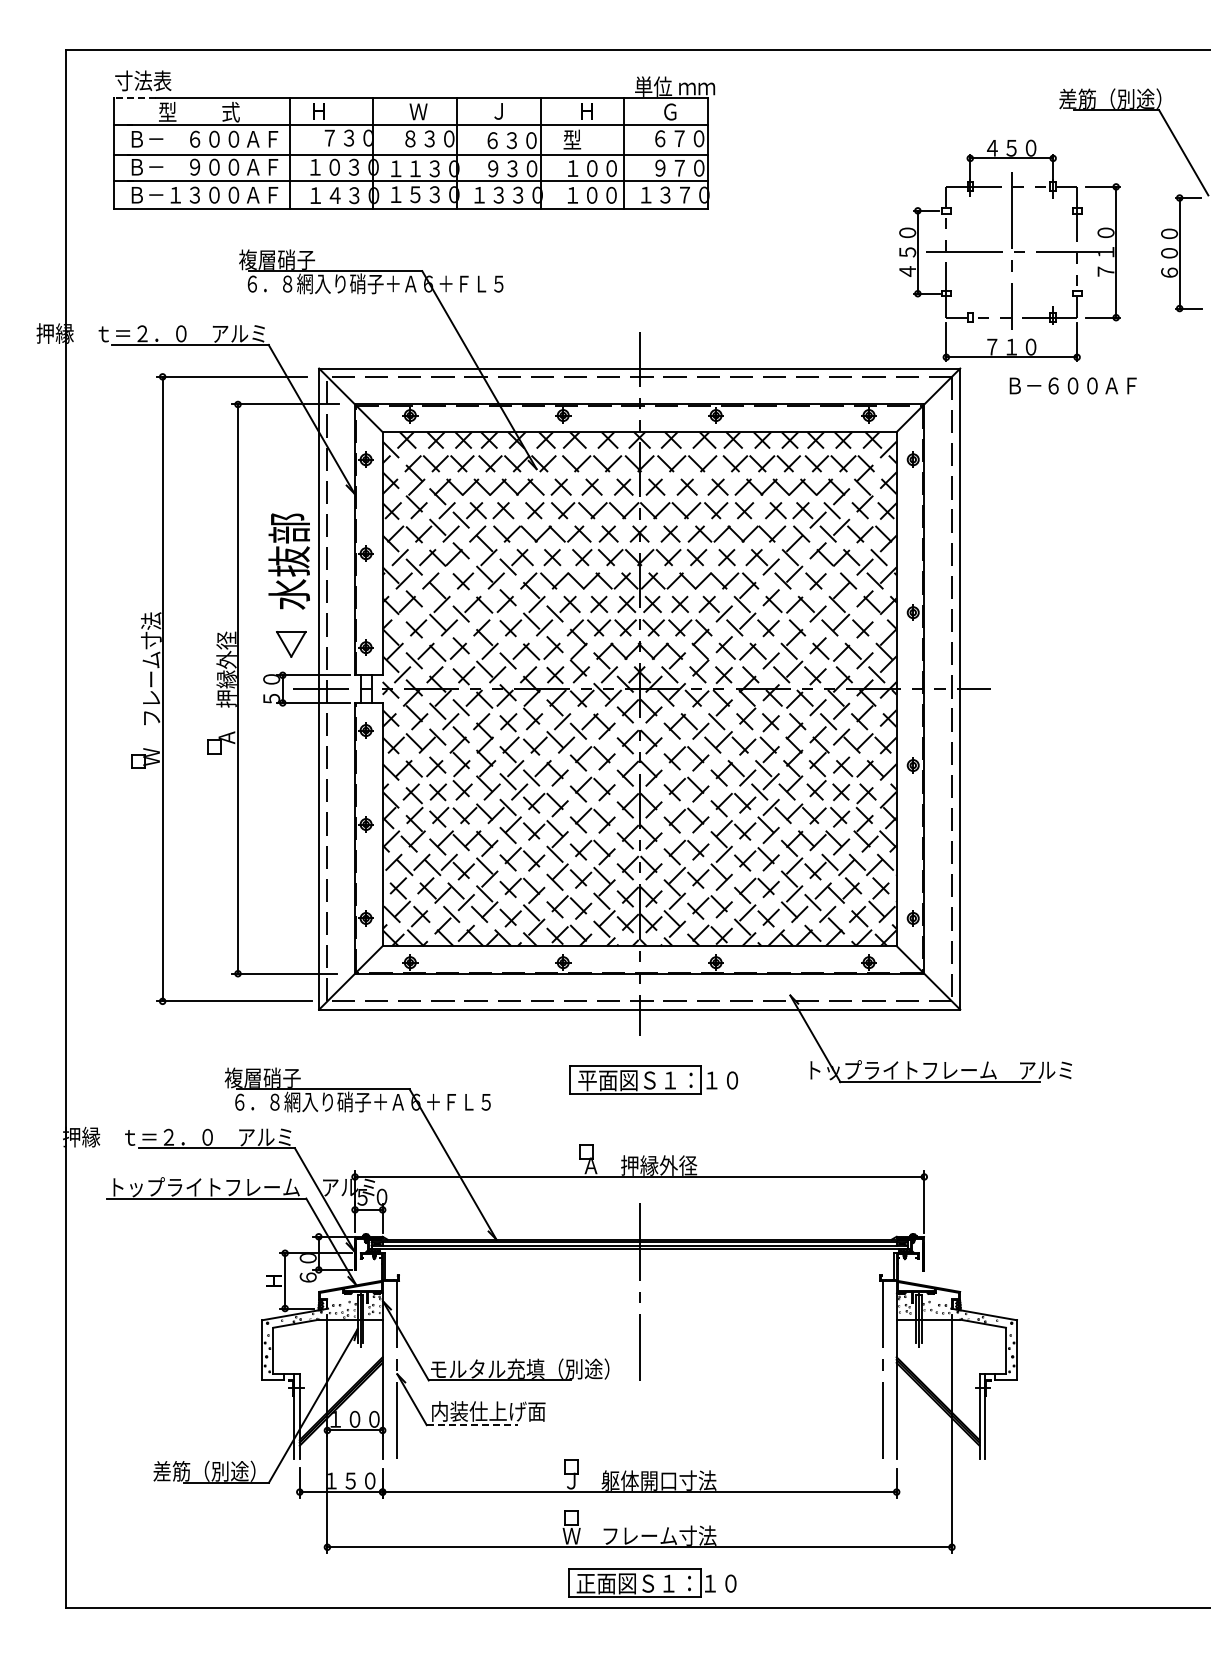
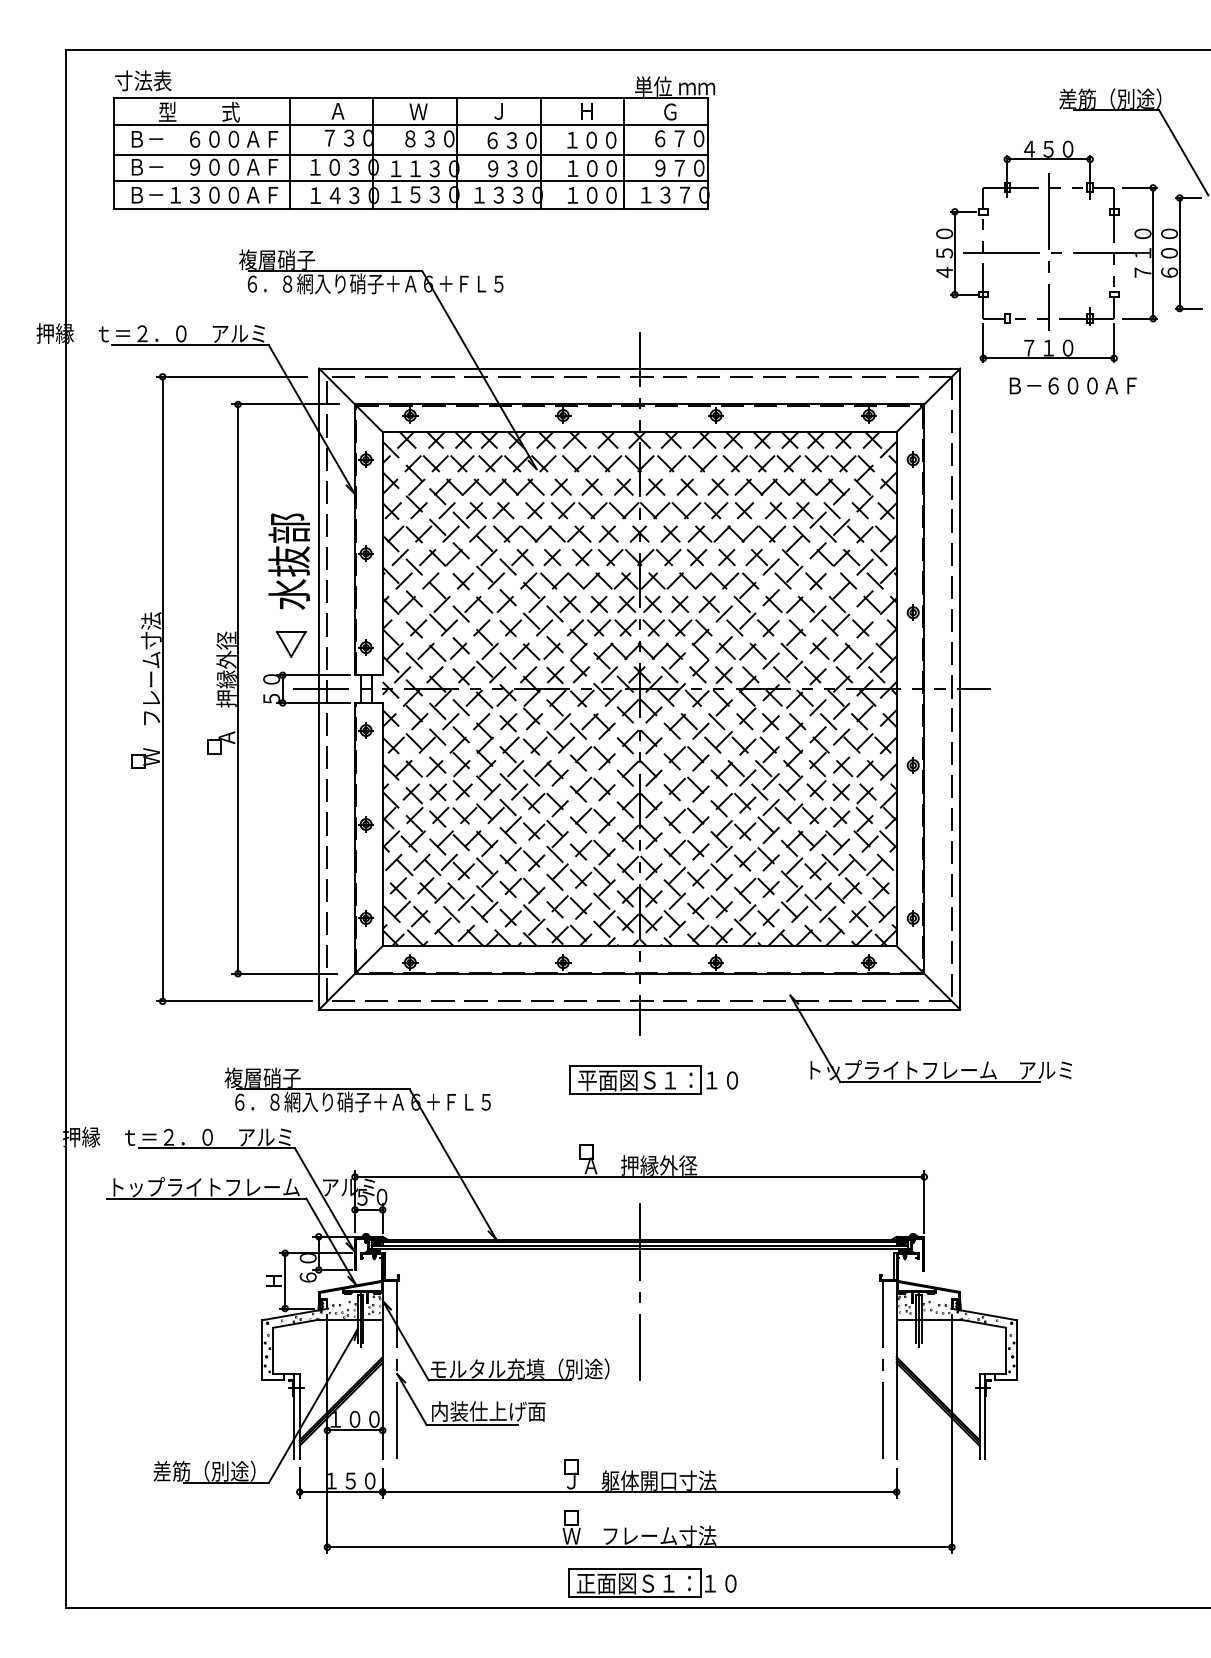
line: dashed -> solid (135, 97)
text: Ｈ -> Ａ (328, 111)
text: 型 -> １００ (589, 139)
part position: (1009, 250) -> (1046, 251) (1046, 251)
line: dashed -> solid (472, 1425)
